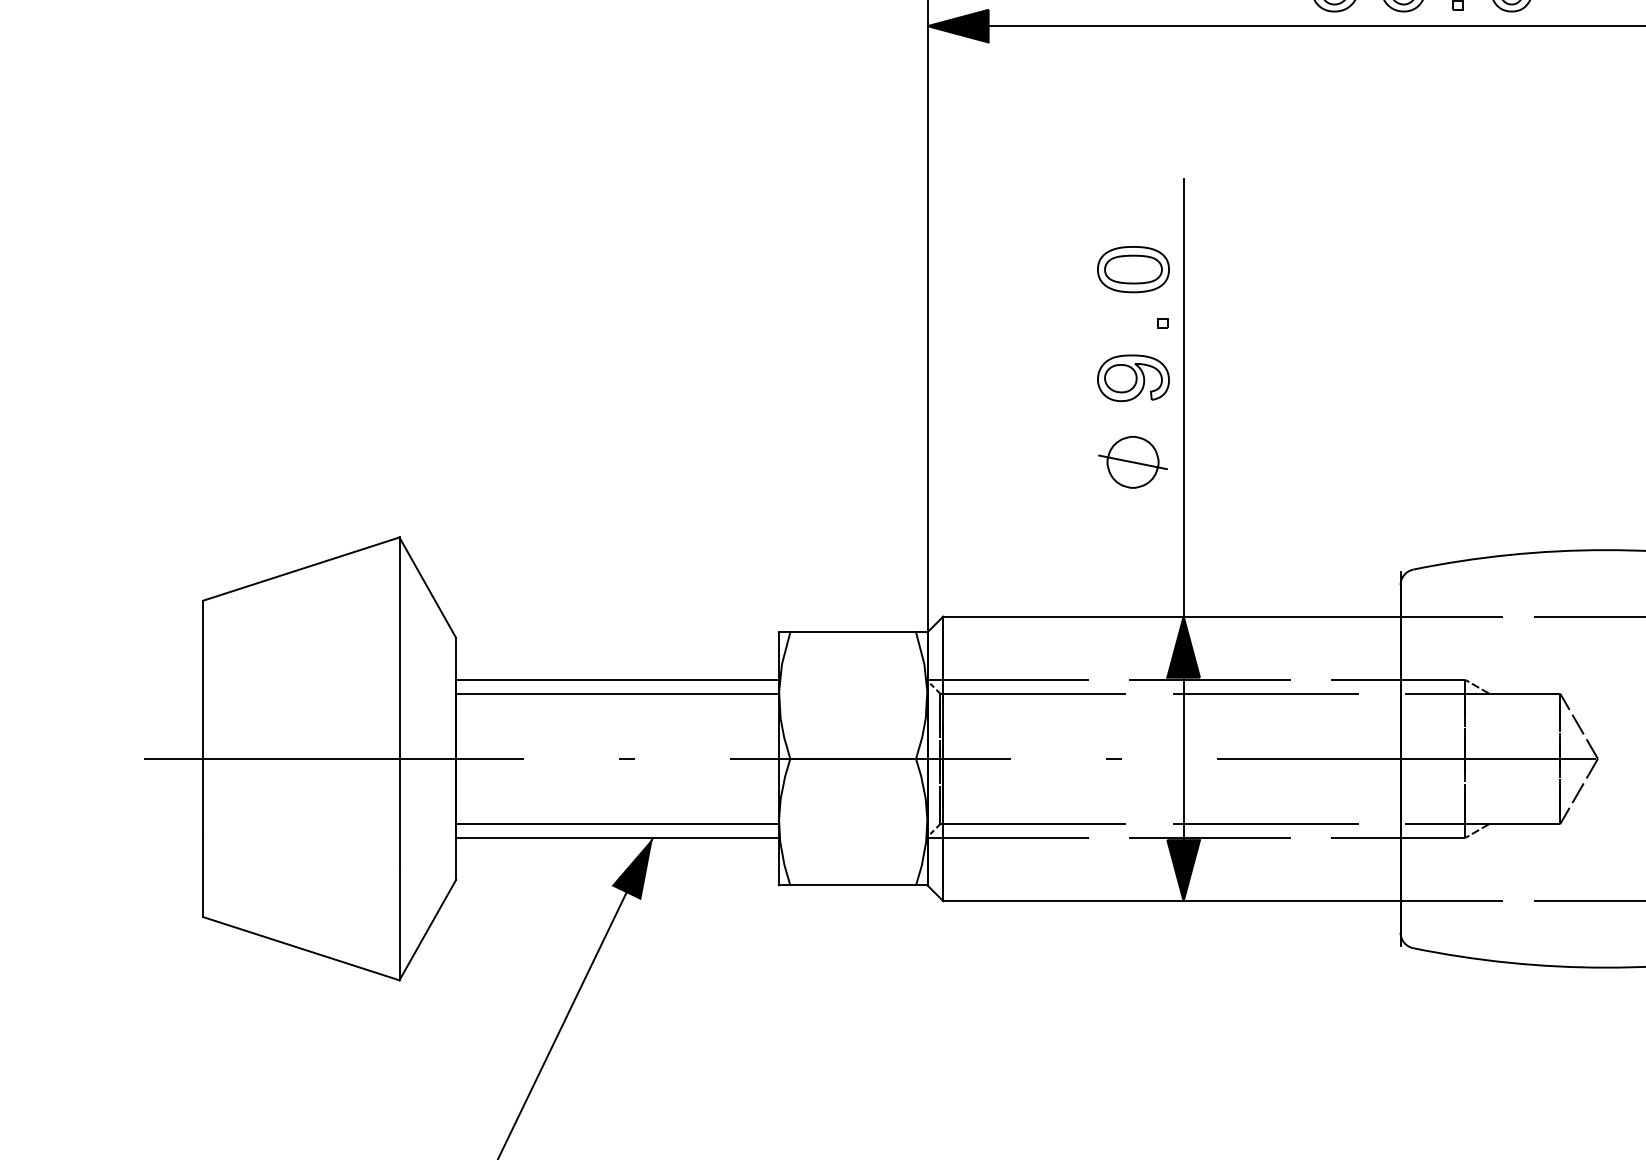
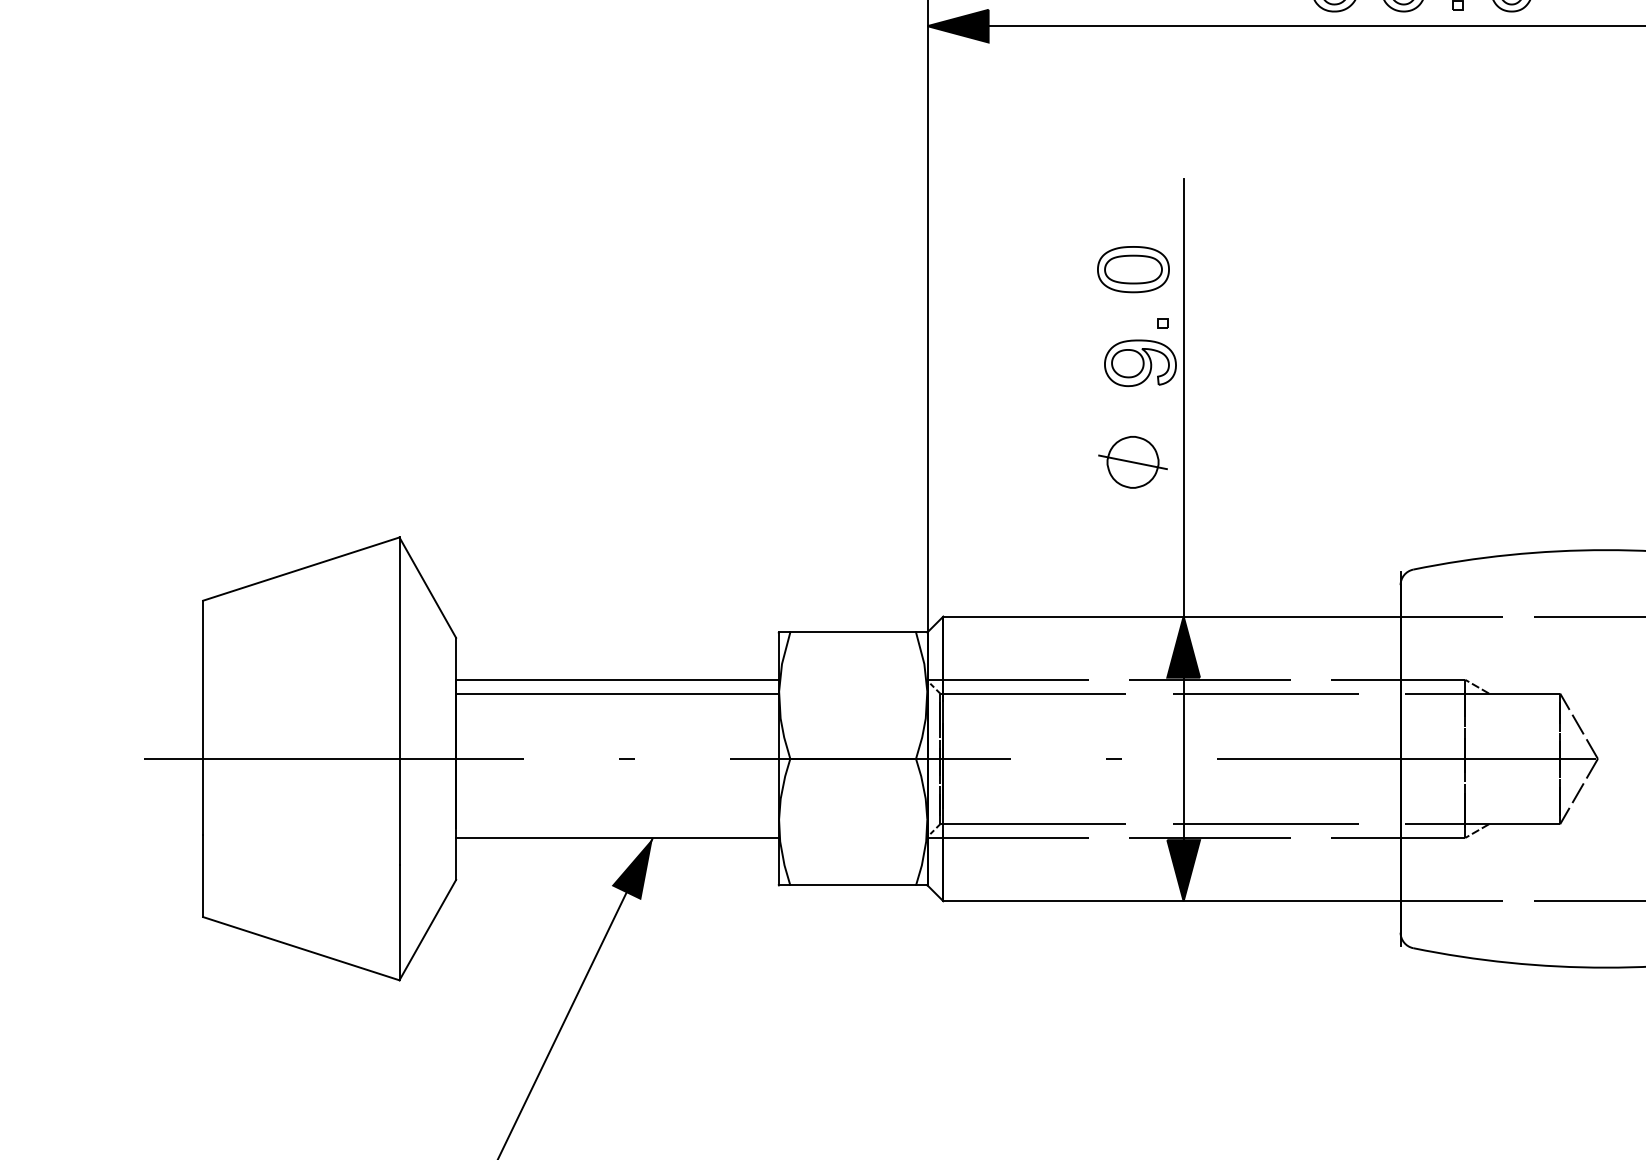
part position: (1133, 378) -> (1140, 363) (1140, 363)
line: present -> none (617, 824)
